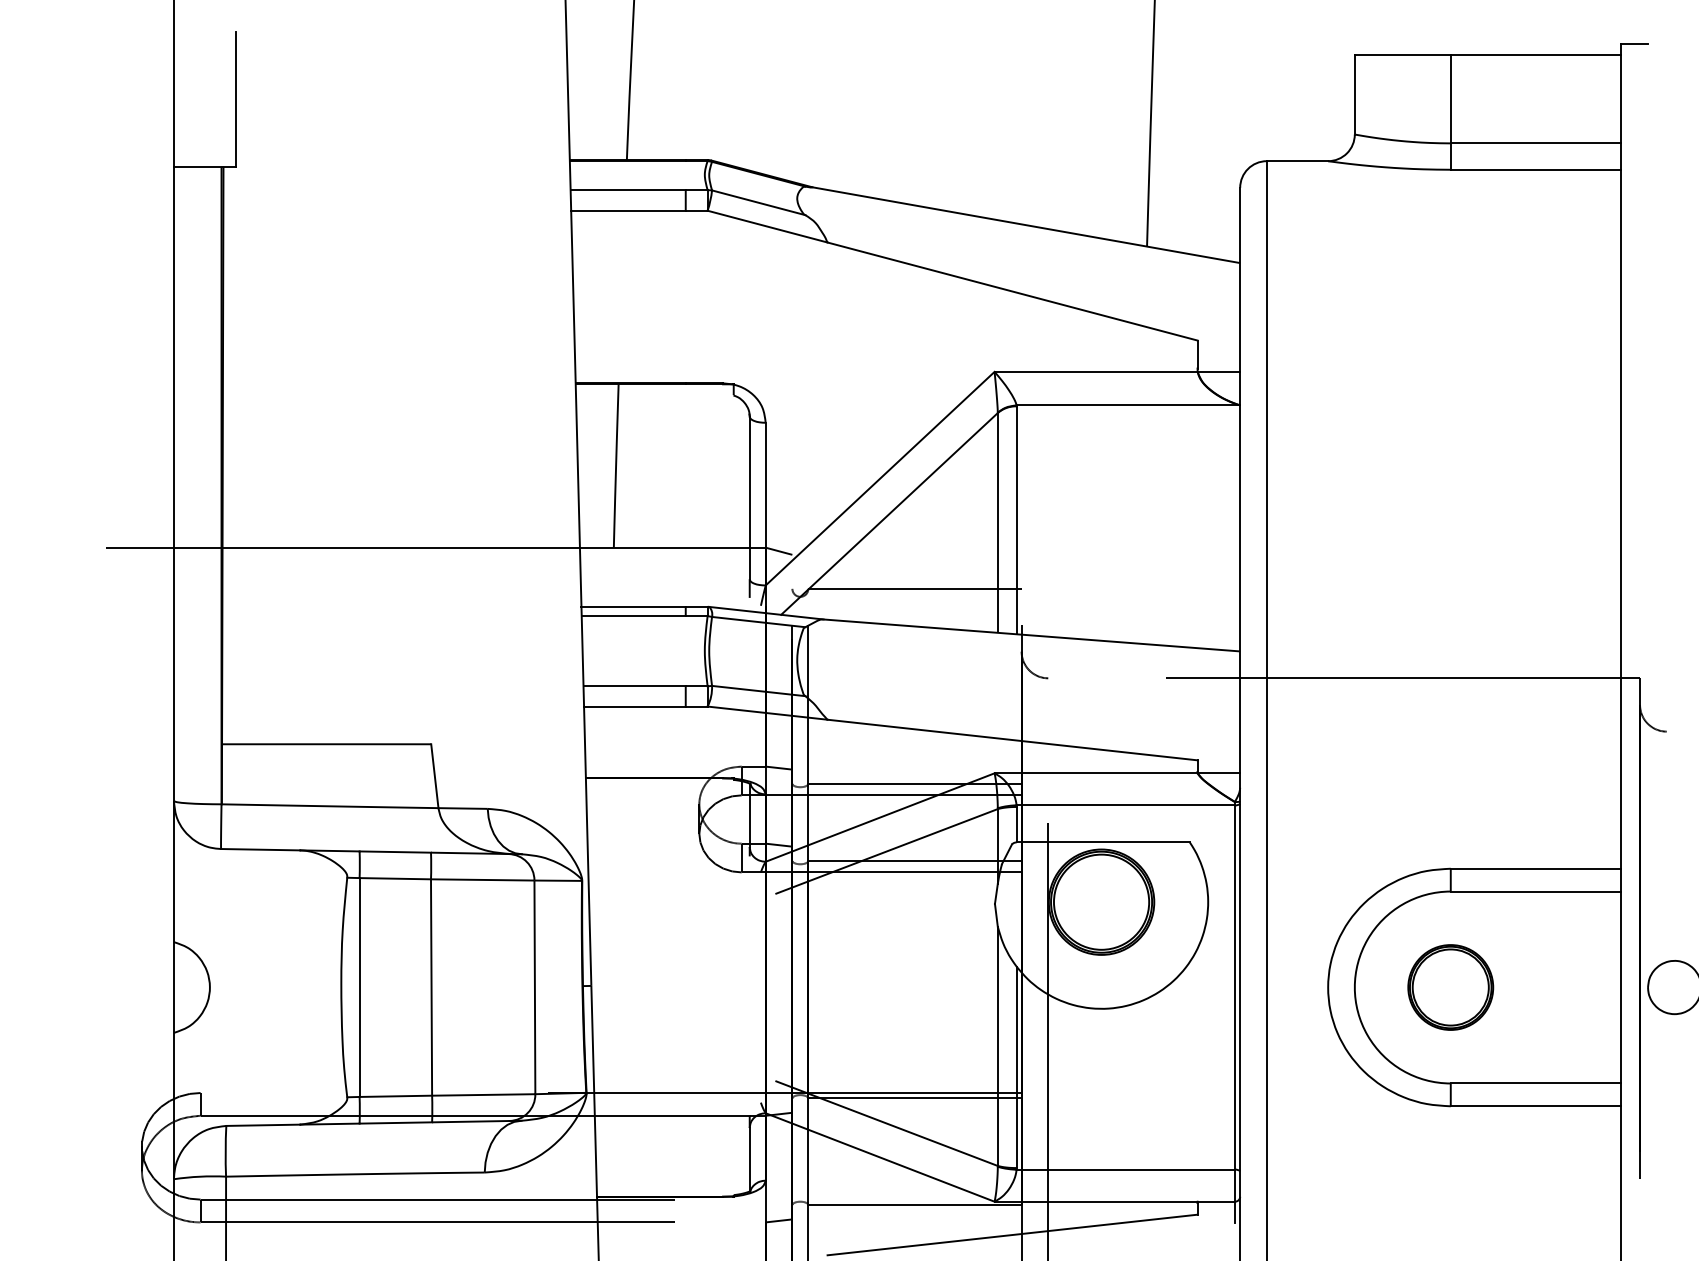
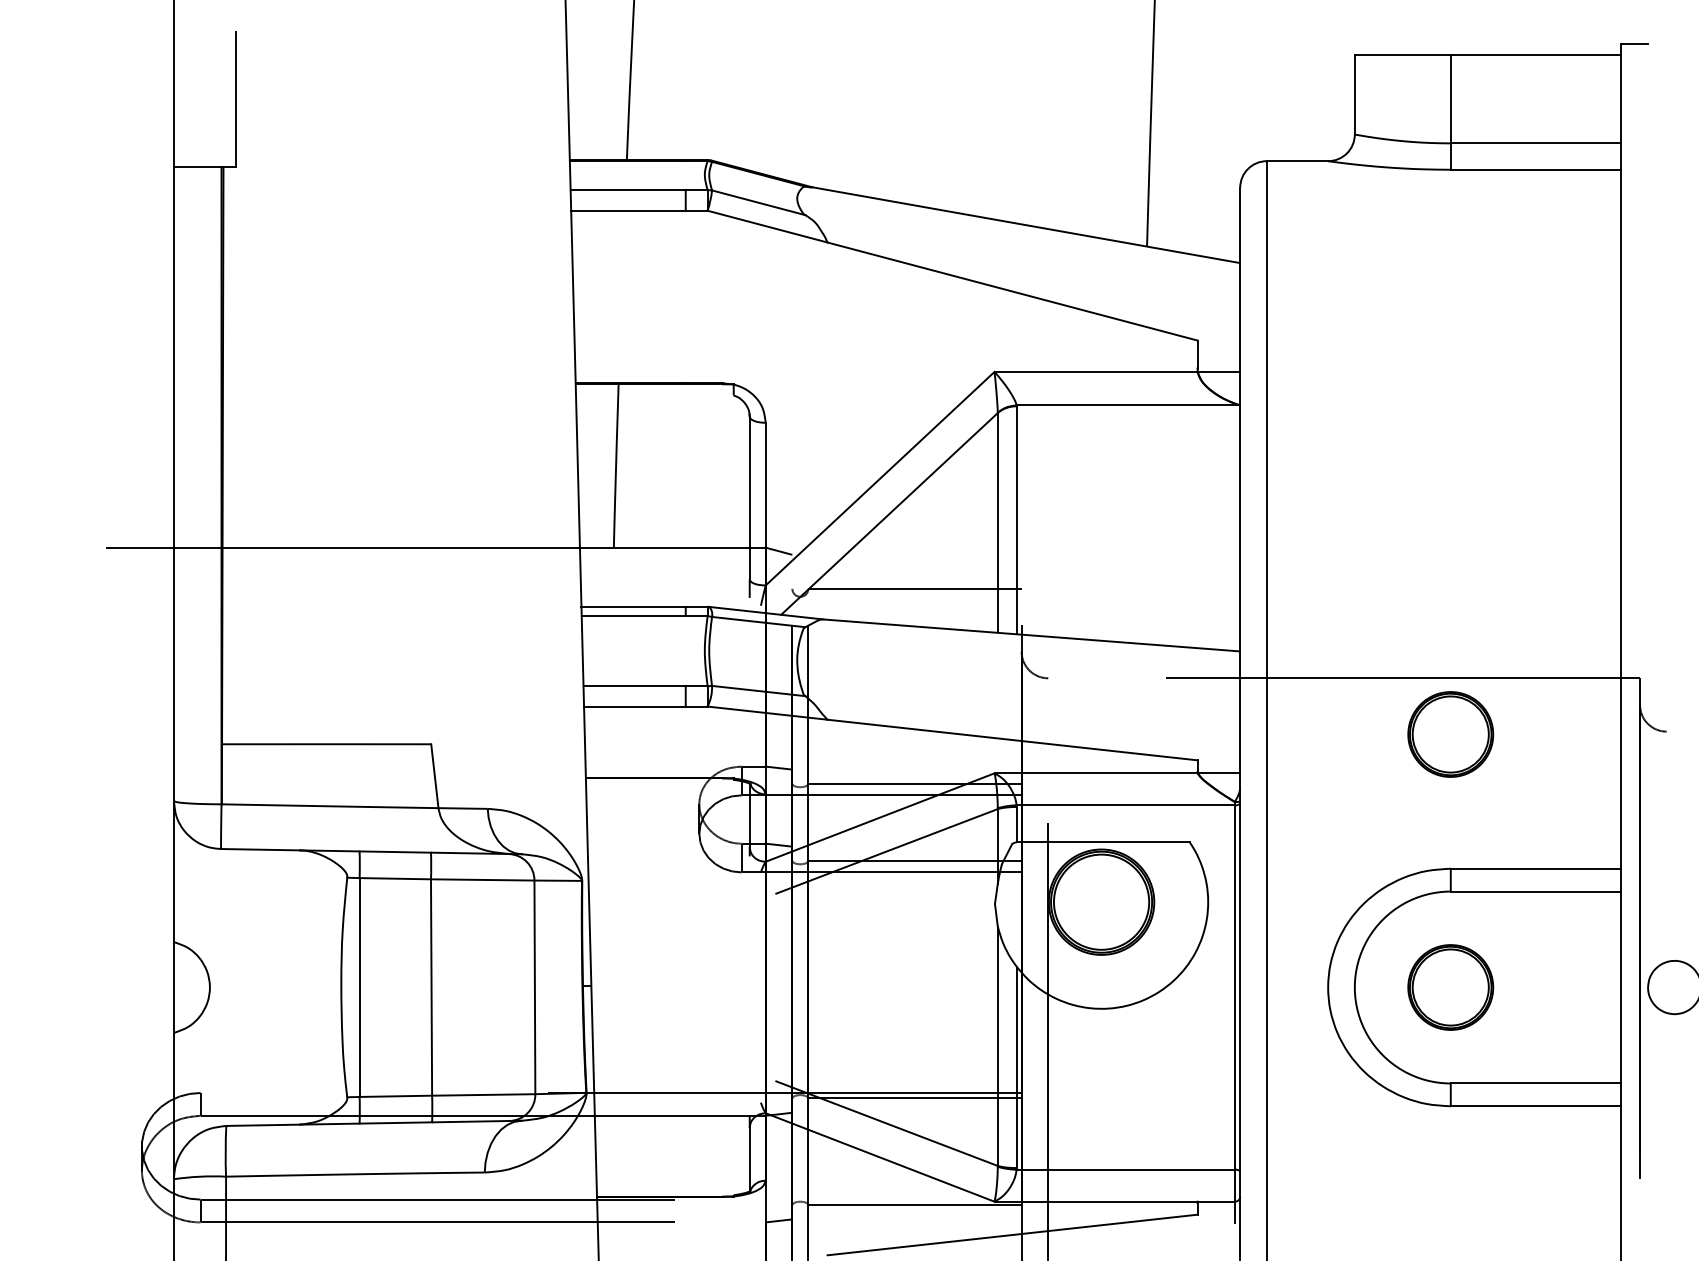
part: none -> present (1450, 734)
